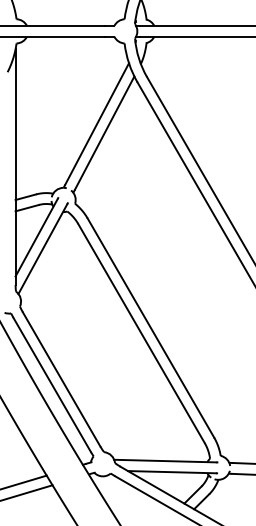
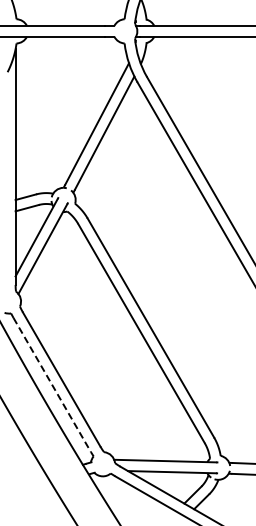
line: solid -> dashed (52, 385)
line: present -> none (24, 481)
line: present -> none (27, 492)
